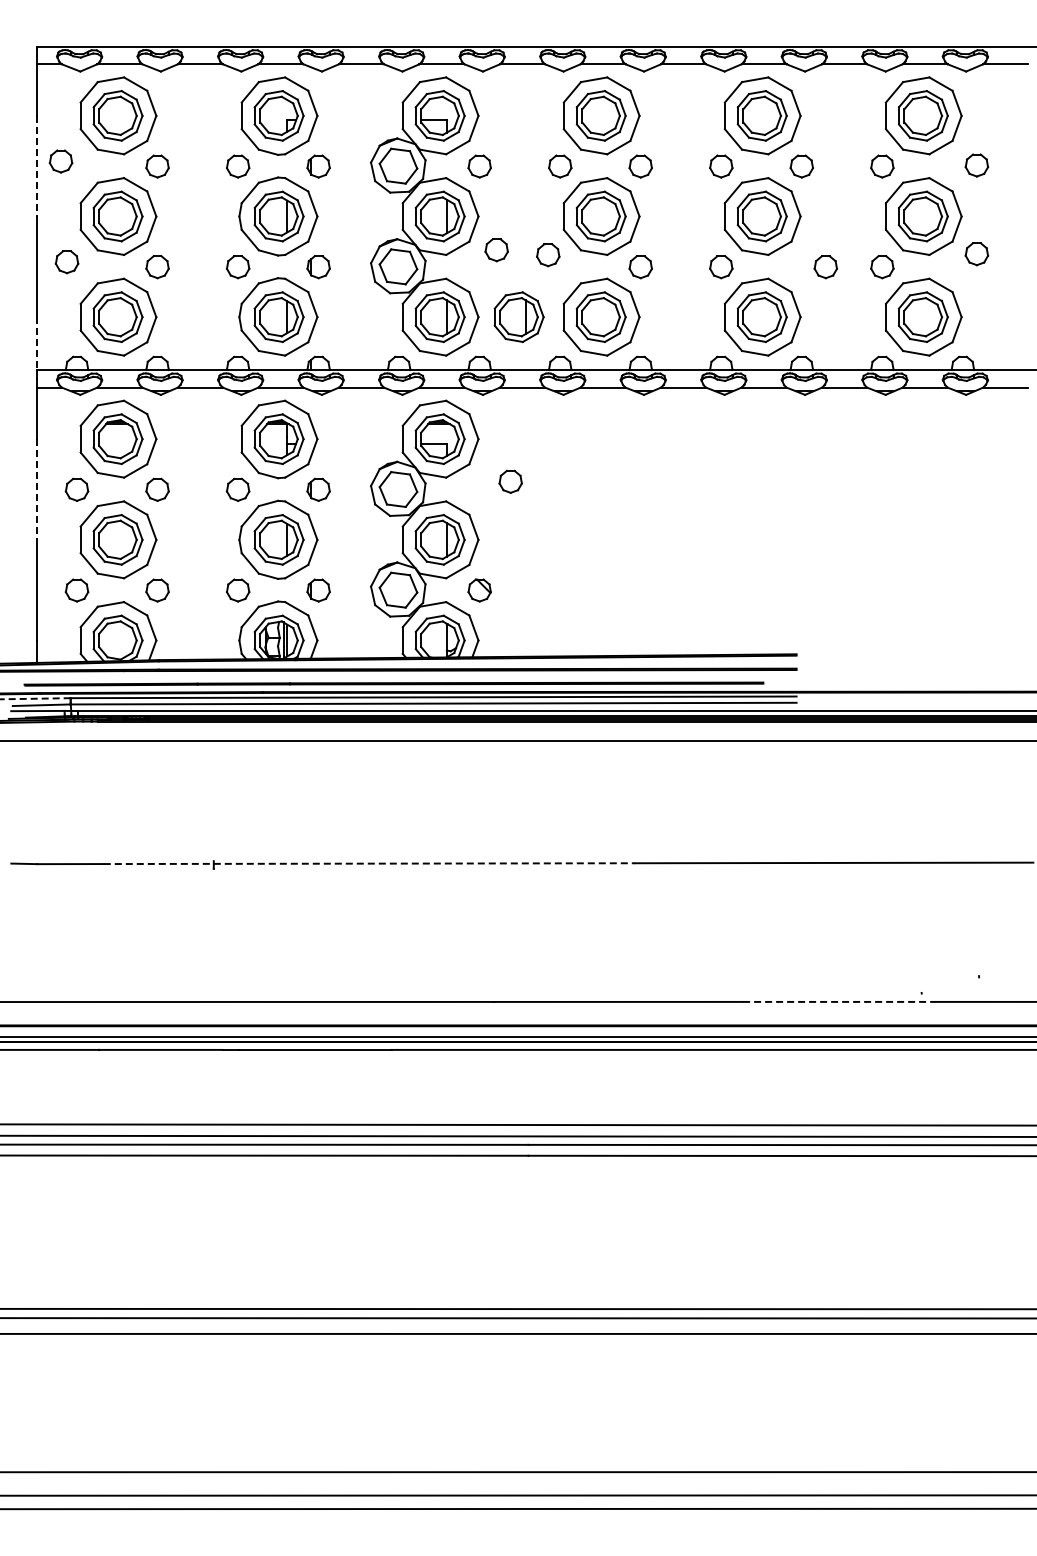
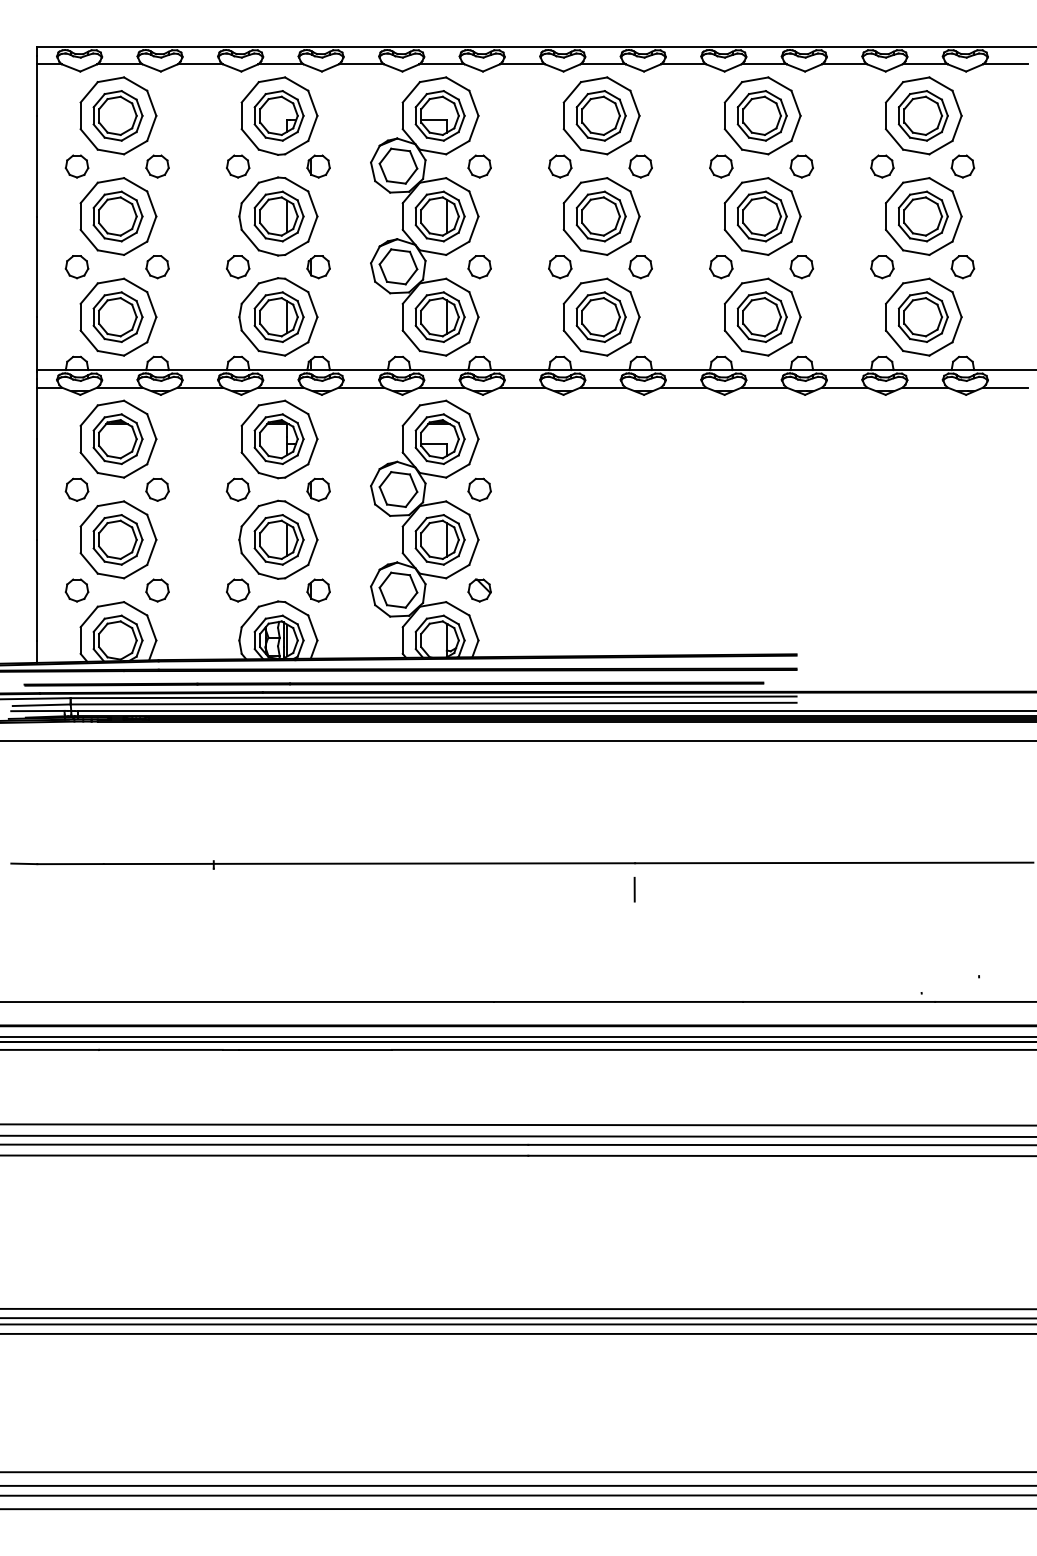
part position: (60, 161) -> (76, 166) (76, 166)
part position: (976, 165) -> (962, 166) (962, 166)
line: dashed -> solid (36, 166)
part position: (496, 250) -> (479, 267) (479, 267)
part position: (976, 254) -> (962, 267) (962, 267)
part position: (548, 255) -> (560, 267) (560, 267)
part position: (66, 262) -> (76, 267) (76, 267)
part position: (825, 267) -> (801, 267) (801, 267)
part: present -> none (518, 316)
line: dashed -> solid (36, 344)
part position: (510, 481) -> (479, 489) (479, 489)
line: dashed -> solid (36, 490)
line: dashed -> solid (35, 698)
line: dashed -> solid (369, 863)
line: none -> present (634, 889)
line: dashed -> solid (839, 1001)
line: none -> present (517, 1324)
line: none -> present (517, 1485)
